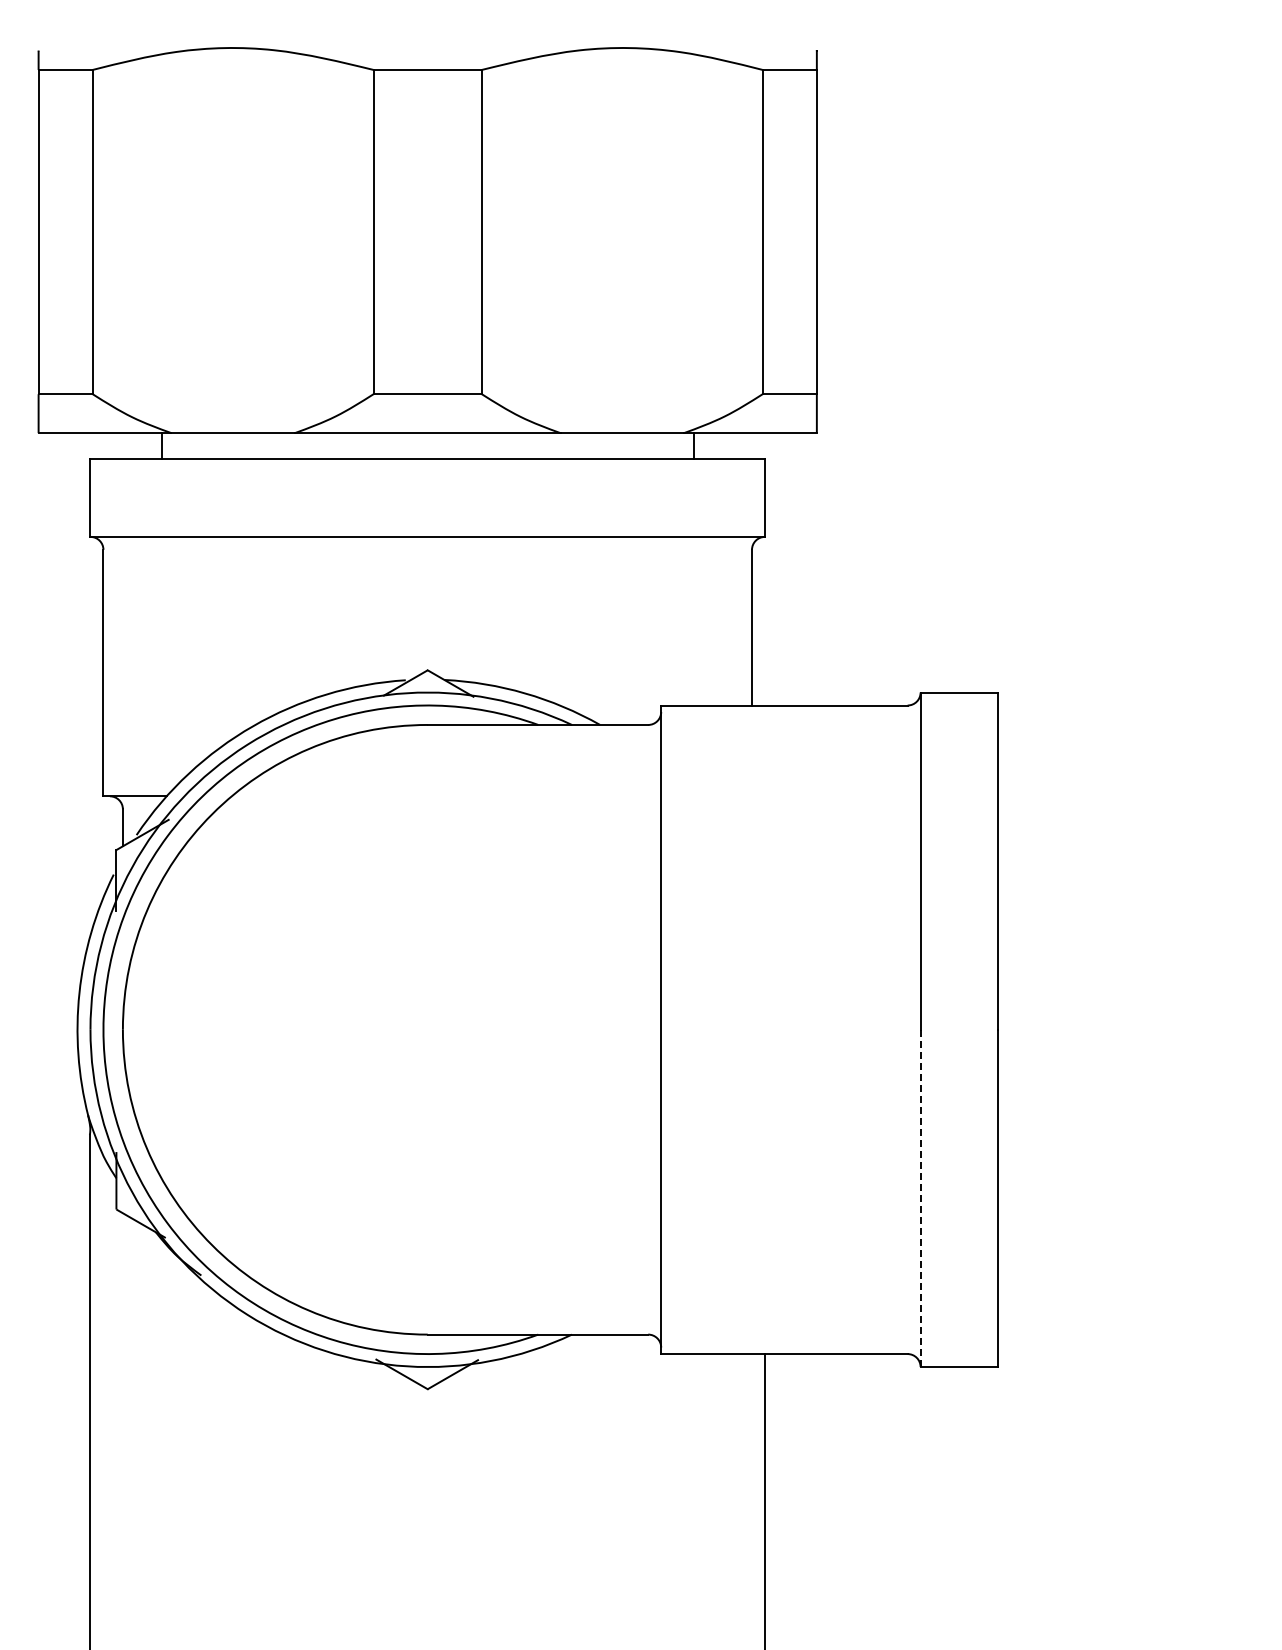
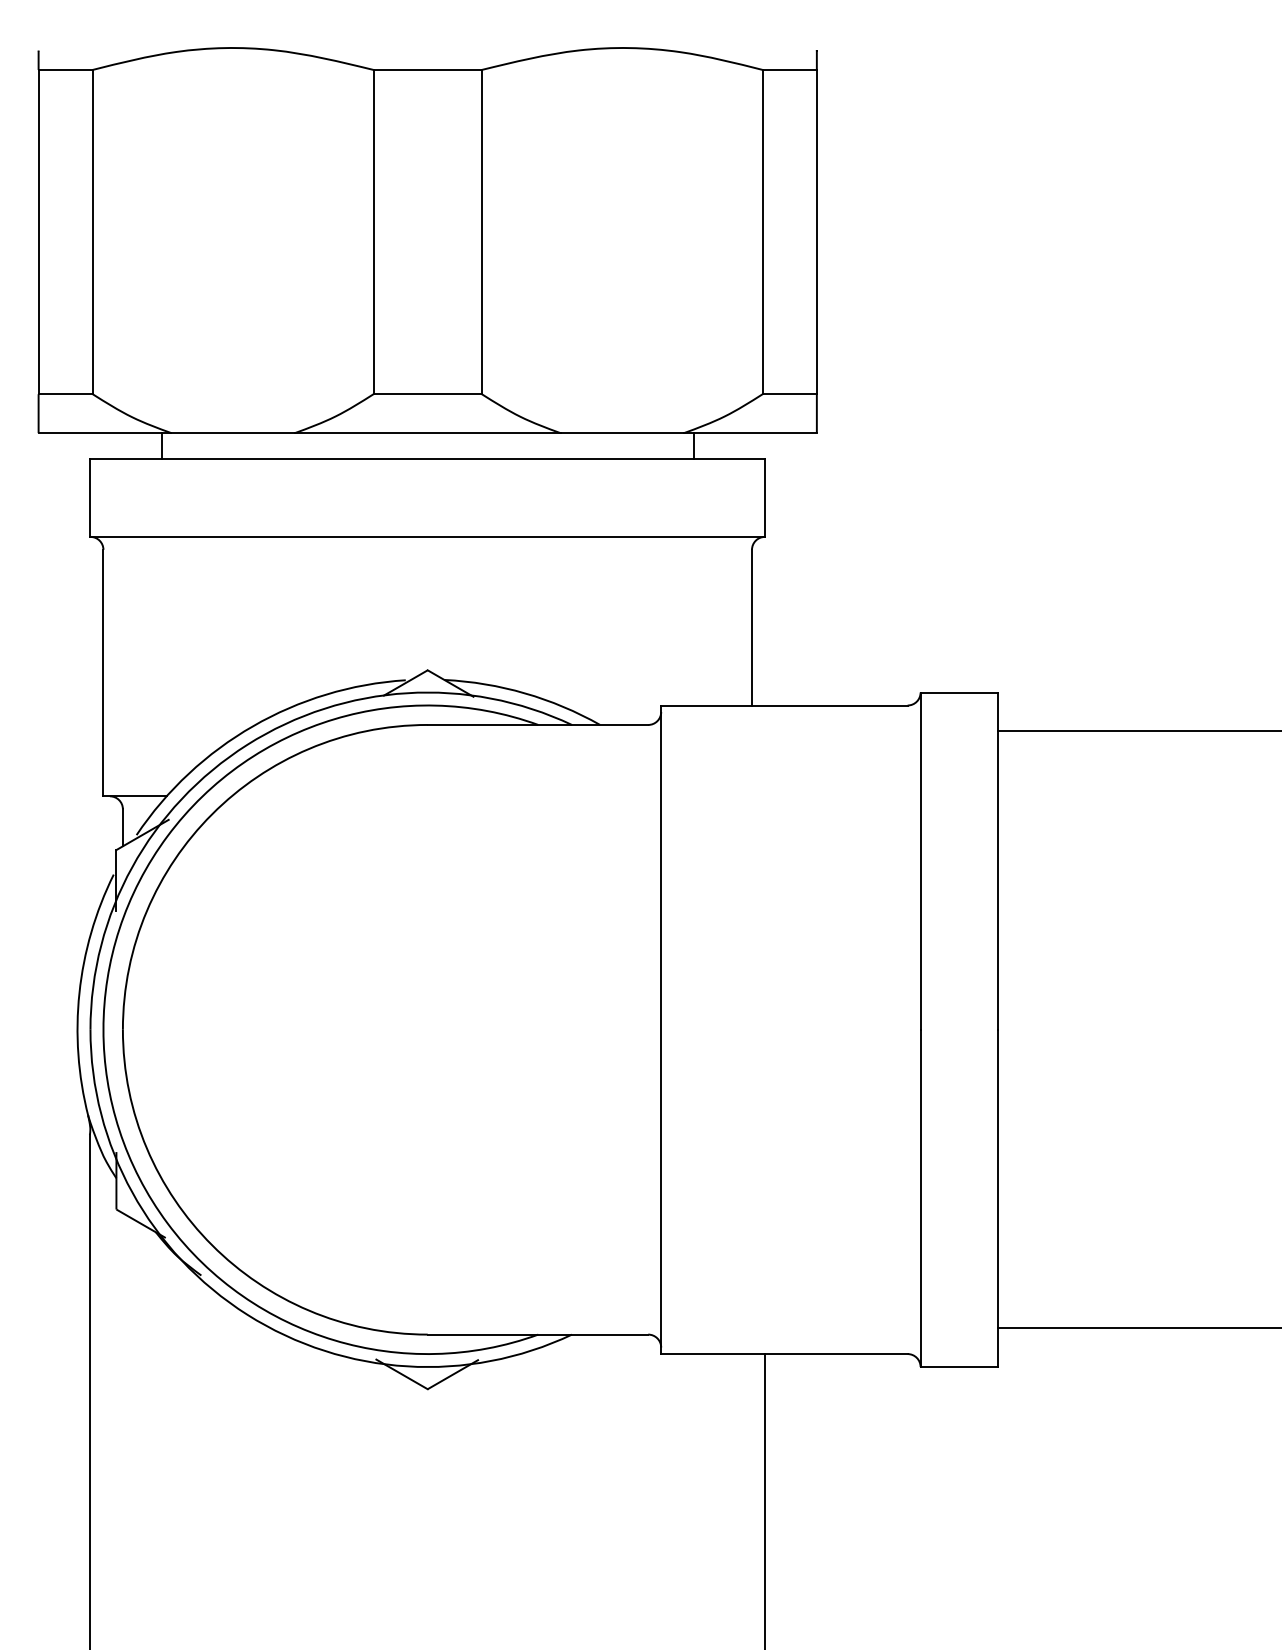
line: none -> present (1138, 731)
line: dashed -> solid (920, 1198)
line: none -> present (1138, 1328)
